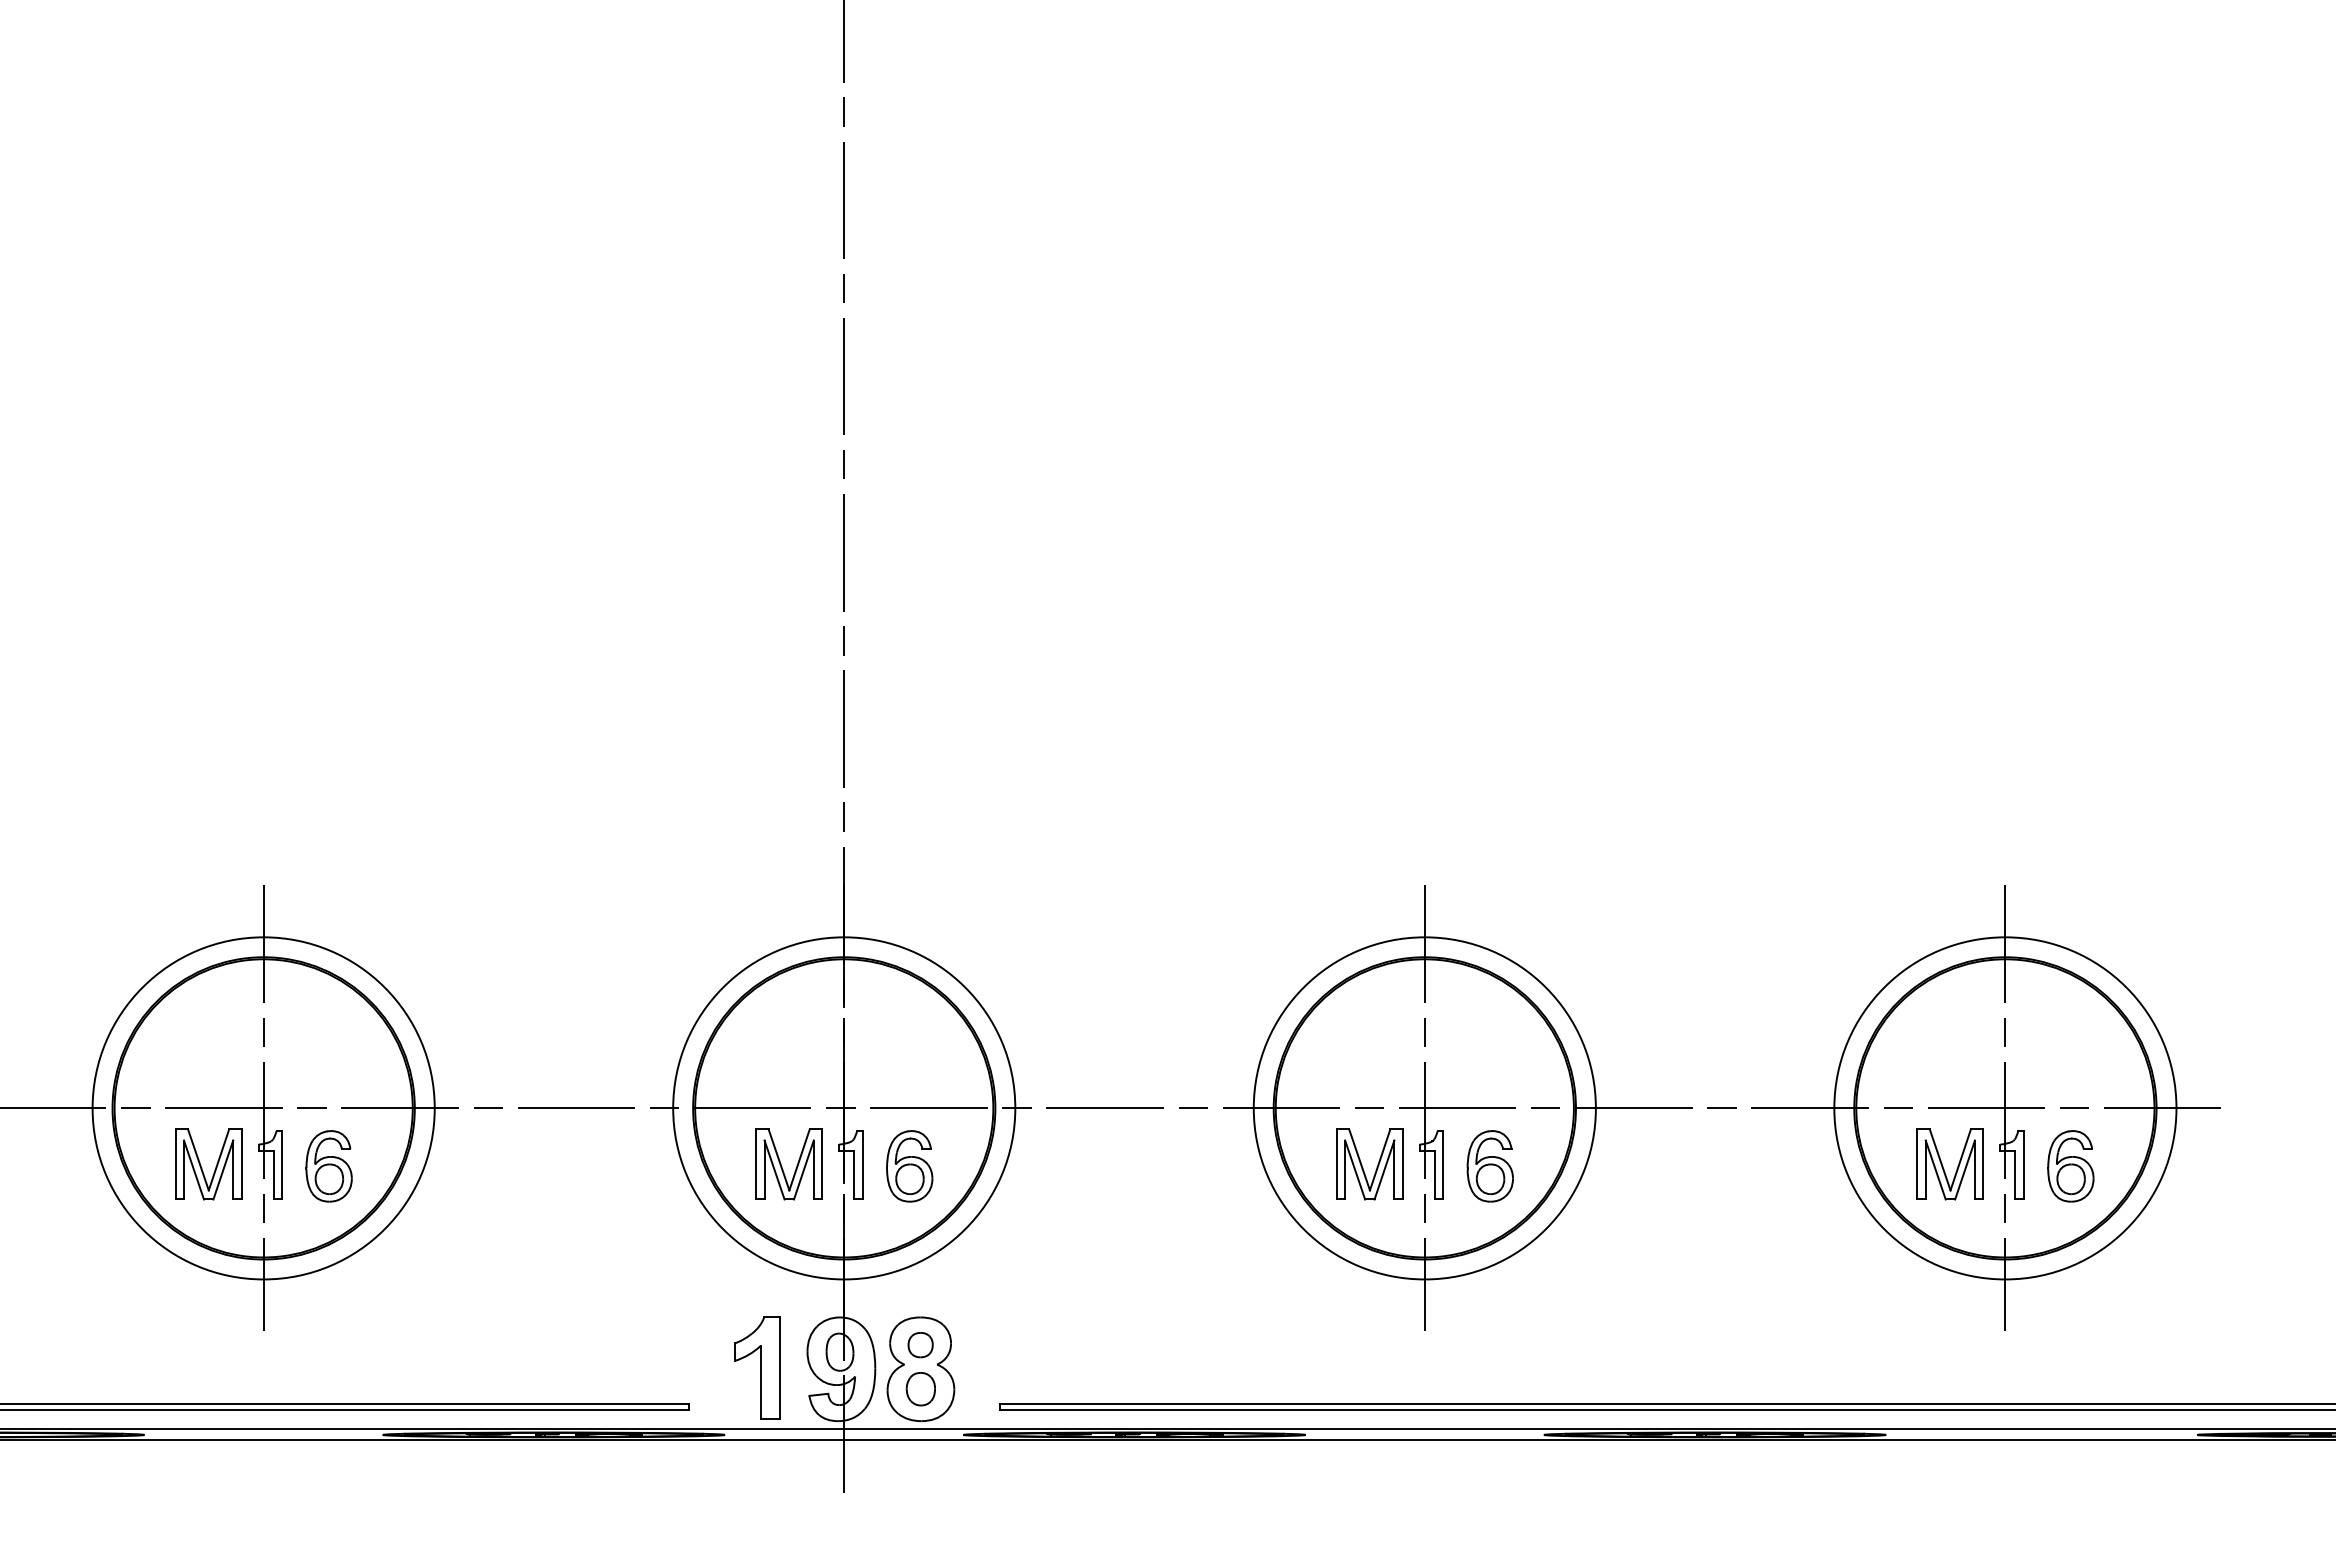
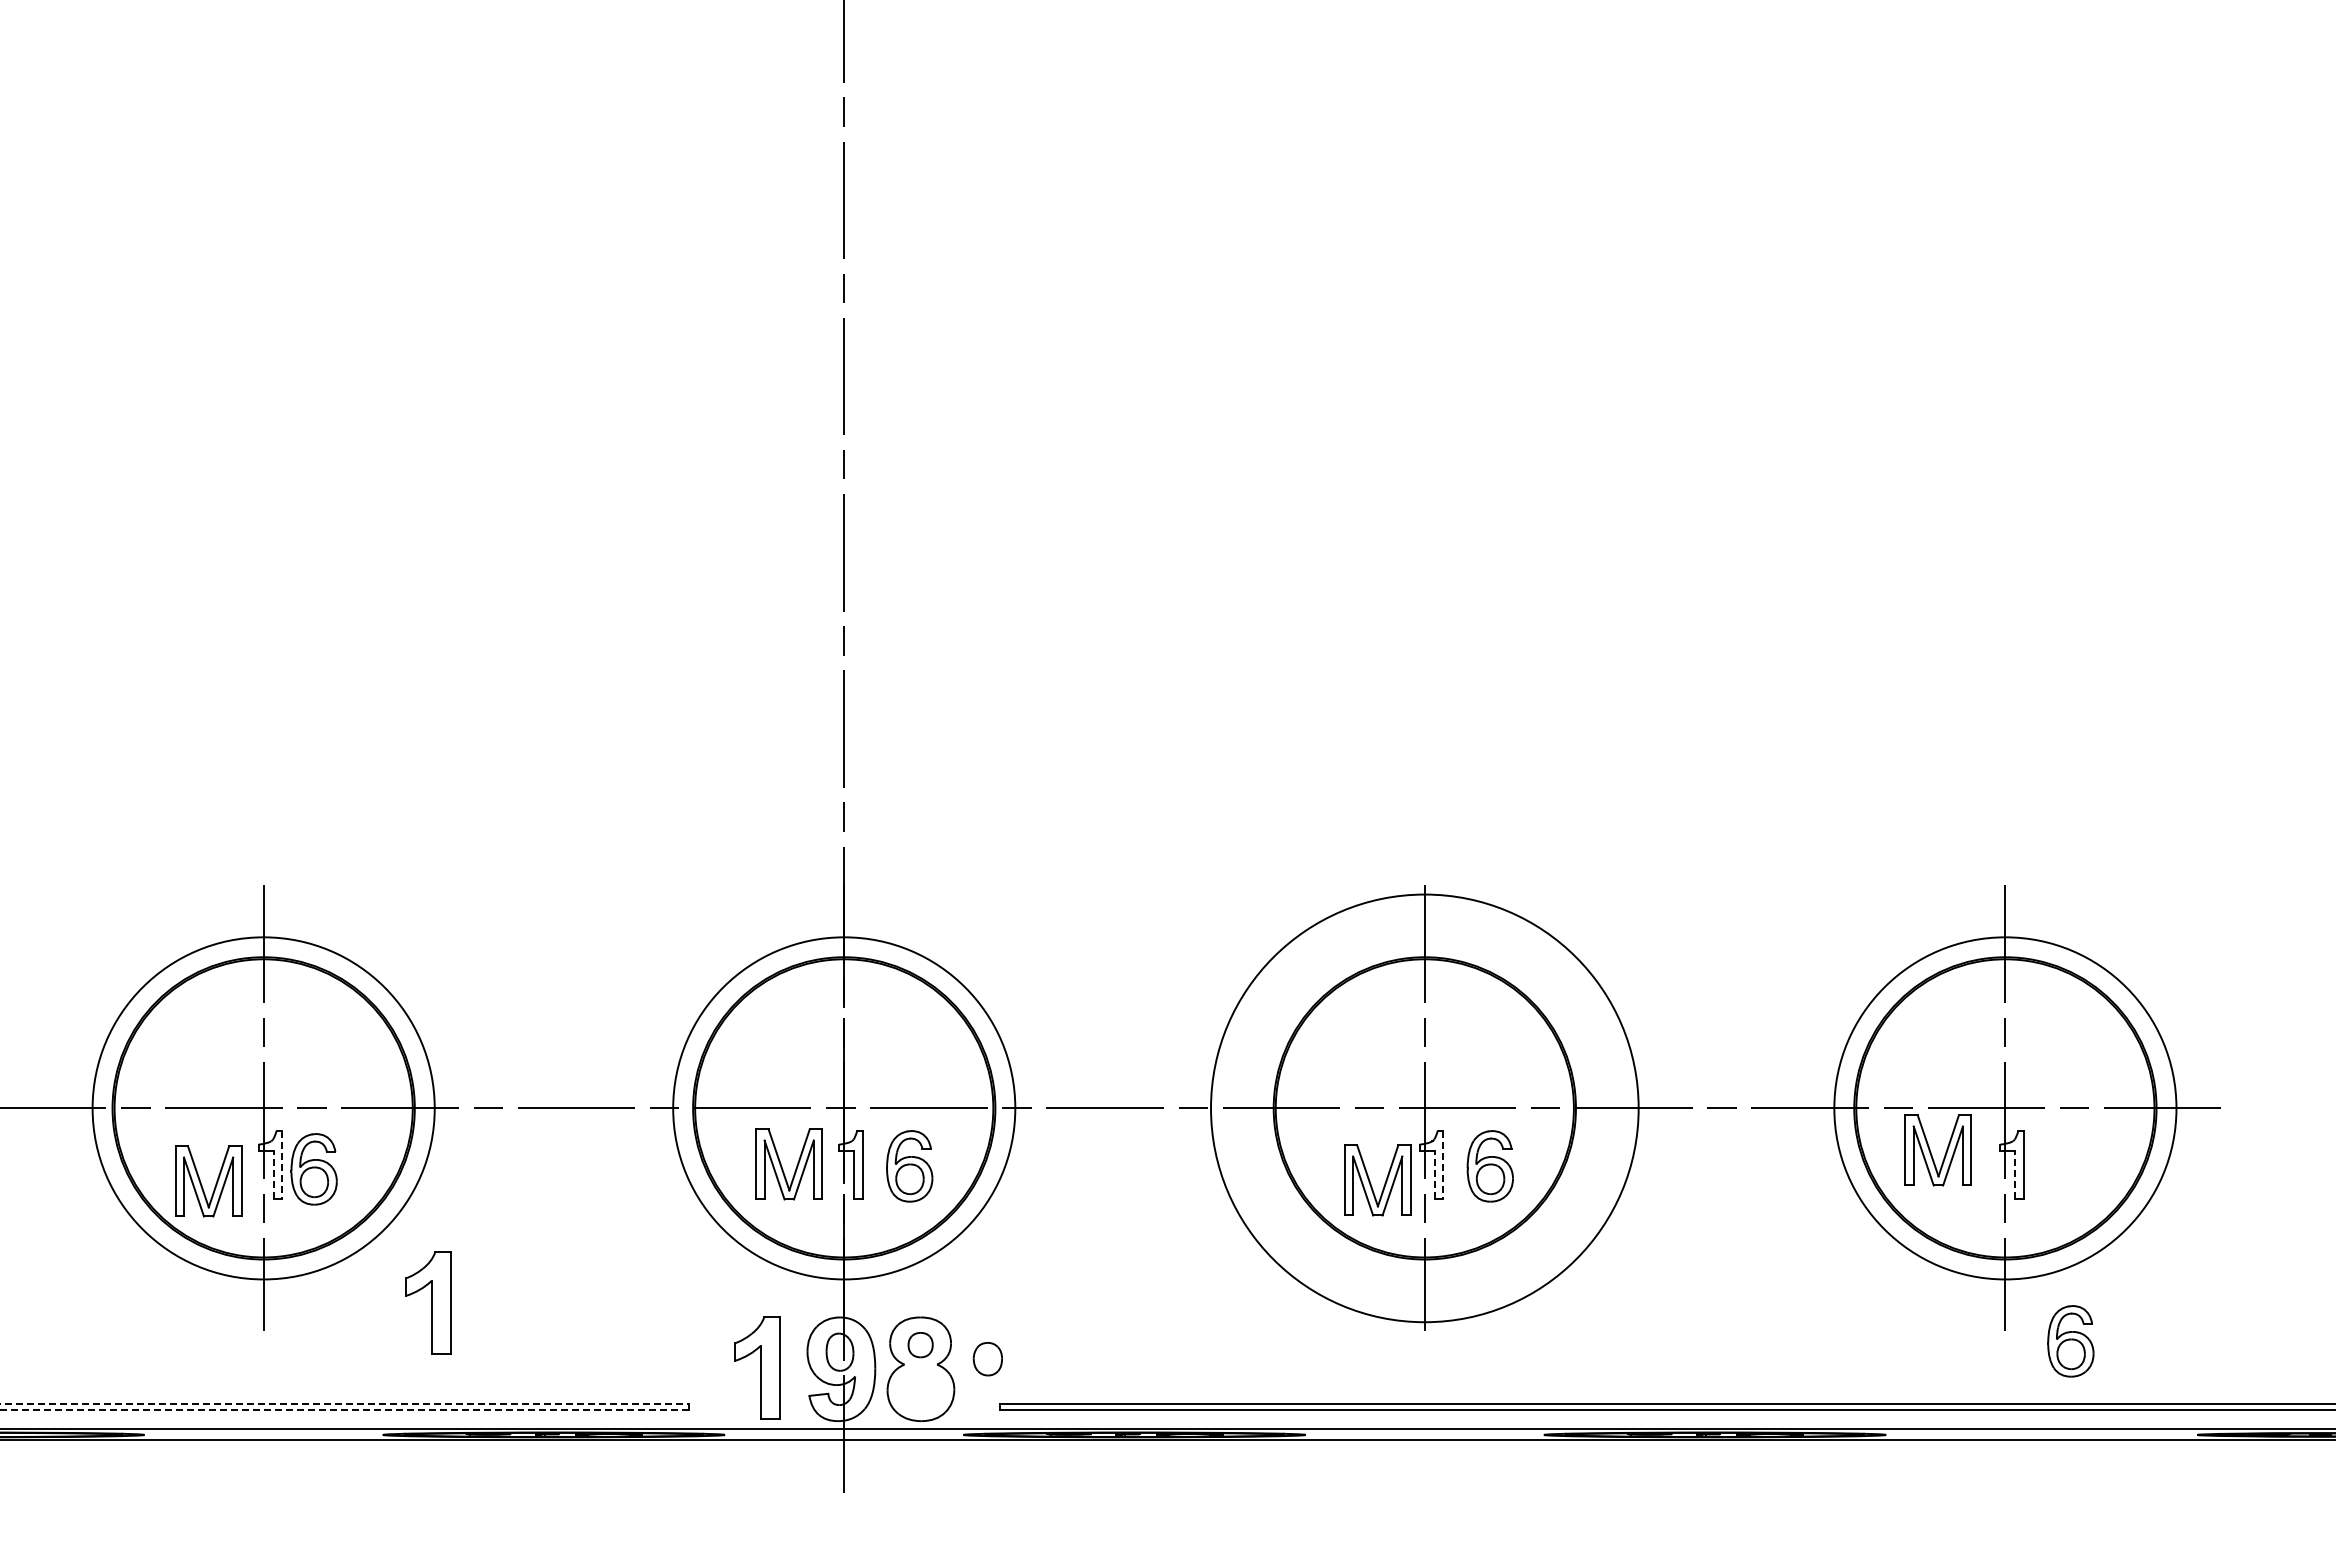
circle diameter: 342 px -> 428 px (1424, 1108)
part position: (201, 1165) -> (201, 1182) (201, 1182)
line: solid -> dashed (282, 1165)
line: solid -> dashed (1443, 1165)
part position: (328, 1166) -> (313, 1169) (313, 1169)
part position: (1943, 1166) -> (1931, 1152) (1931, 1152)
part position: (2070, 1166) -> (2070, 1341) (2070, 1341)
part position: (1363, 1167) -> (1371, 1183) (1371, 1183)
line: solid -> dashed (273, 1174)
line: solid -> dashed (1434, 1174)
line: solid -> dashed (2015, 1174)
part: none -> present (428, 1302)
part position: (920, 1389) -> (987, 1359) (987, 1359)
line: solid -> dashed (344, 1403)
line: solid -> dashed (343, 1409)
